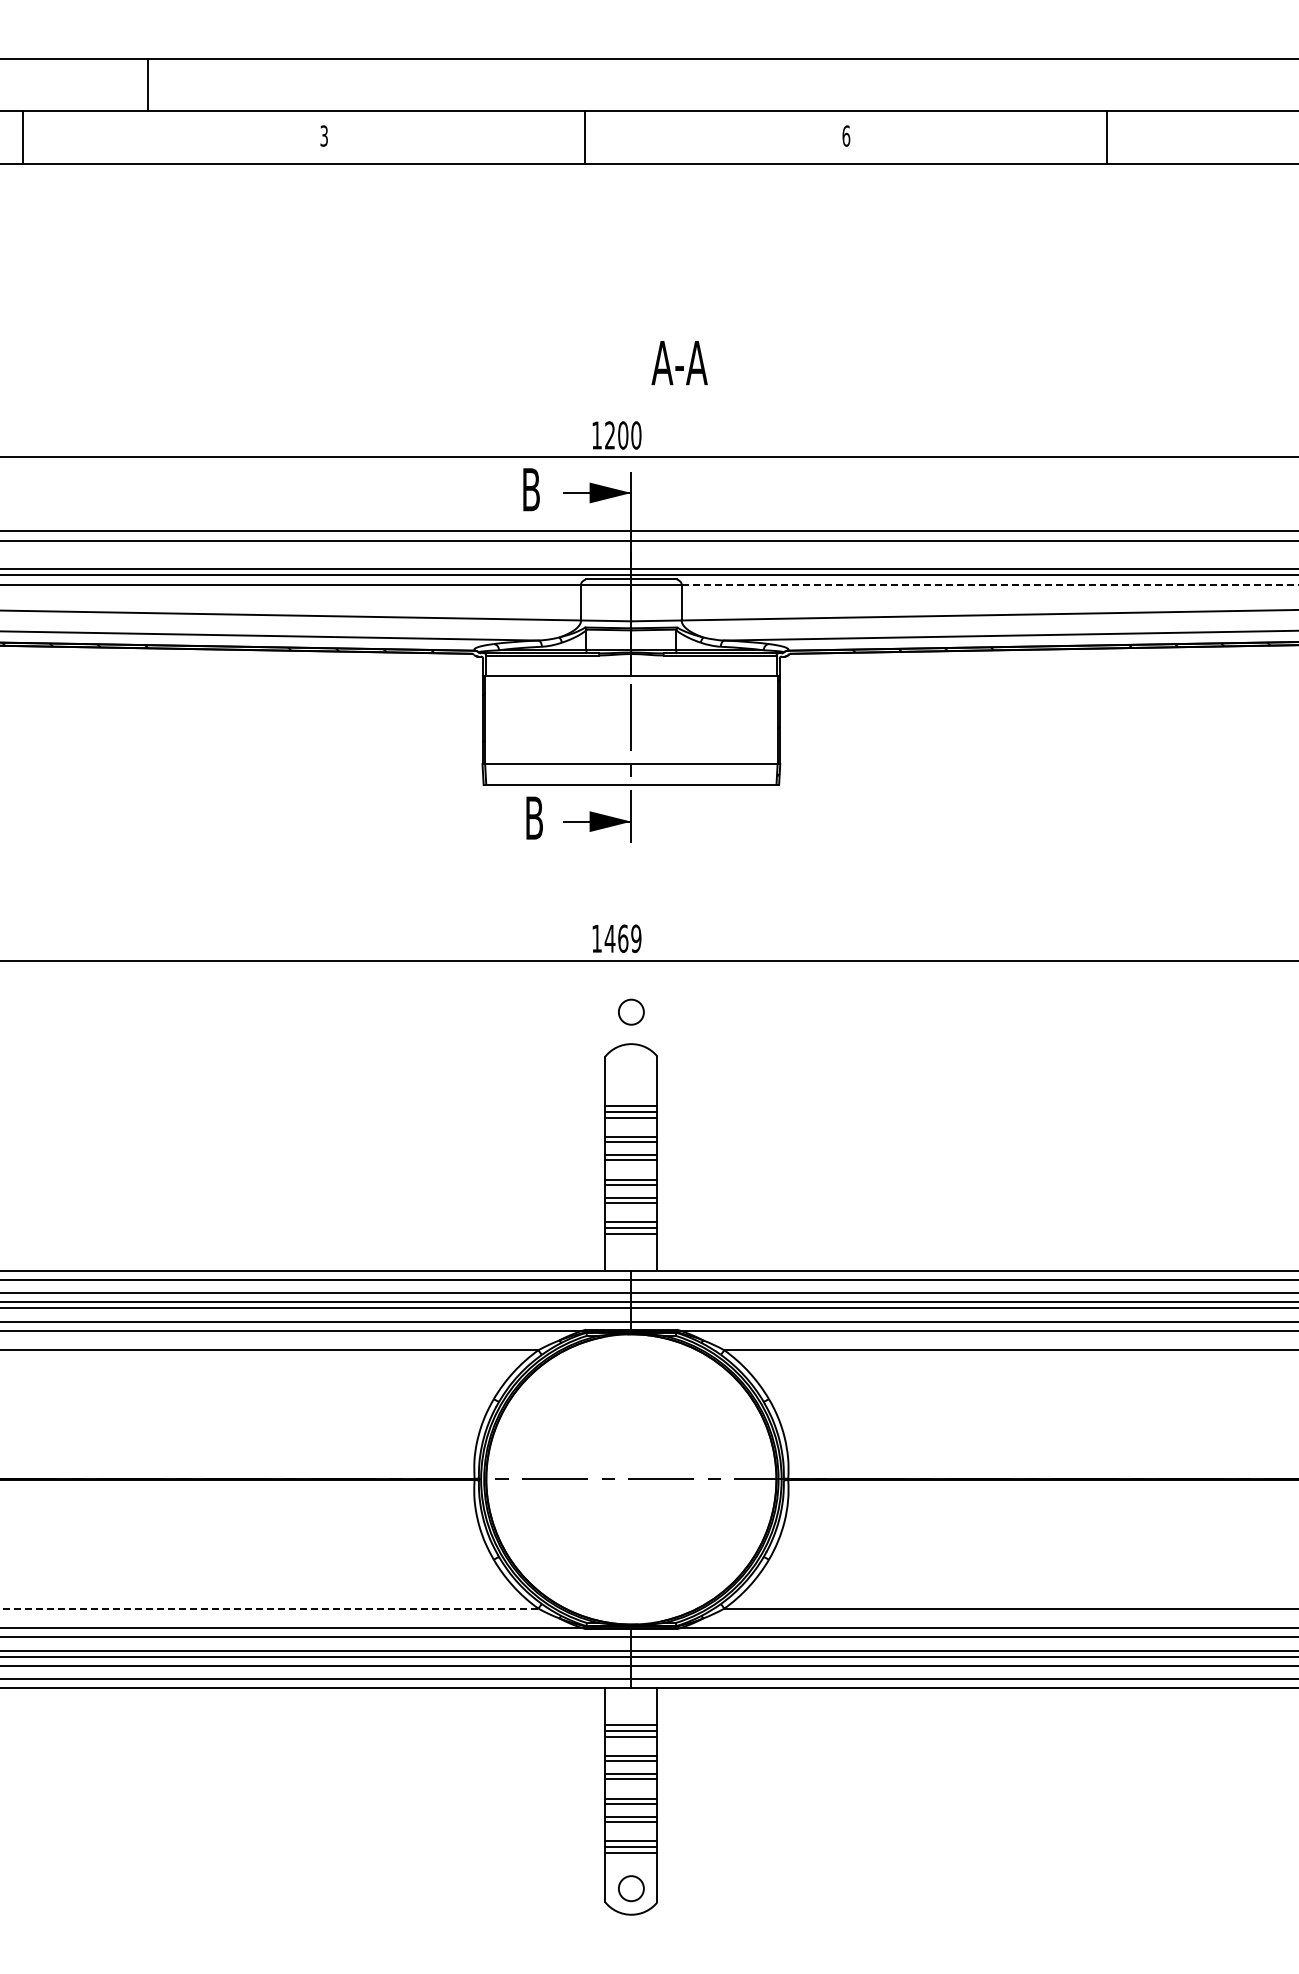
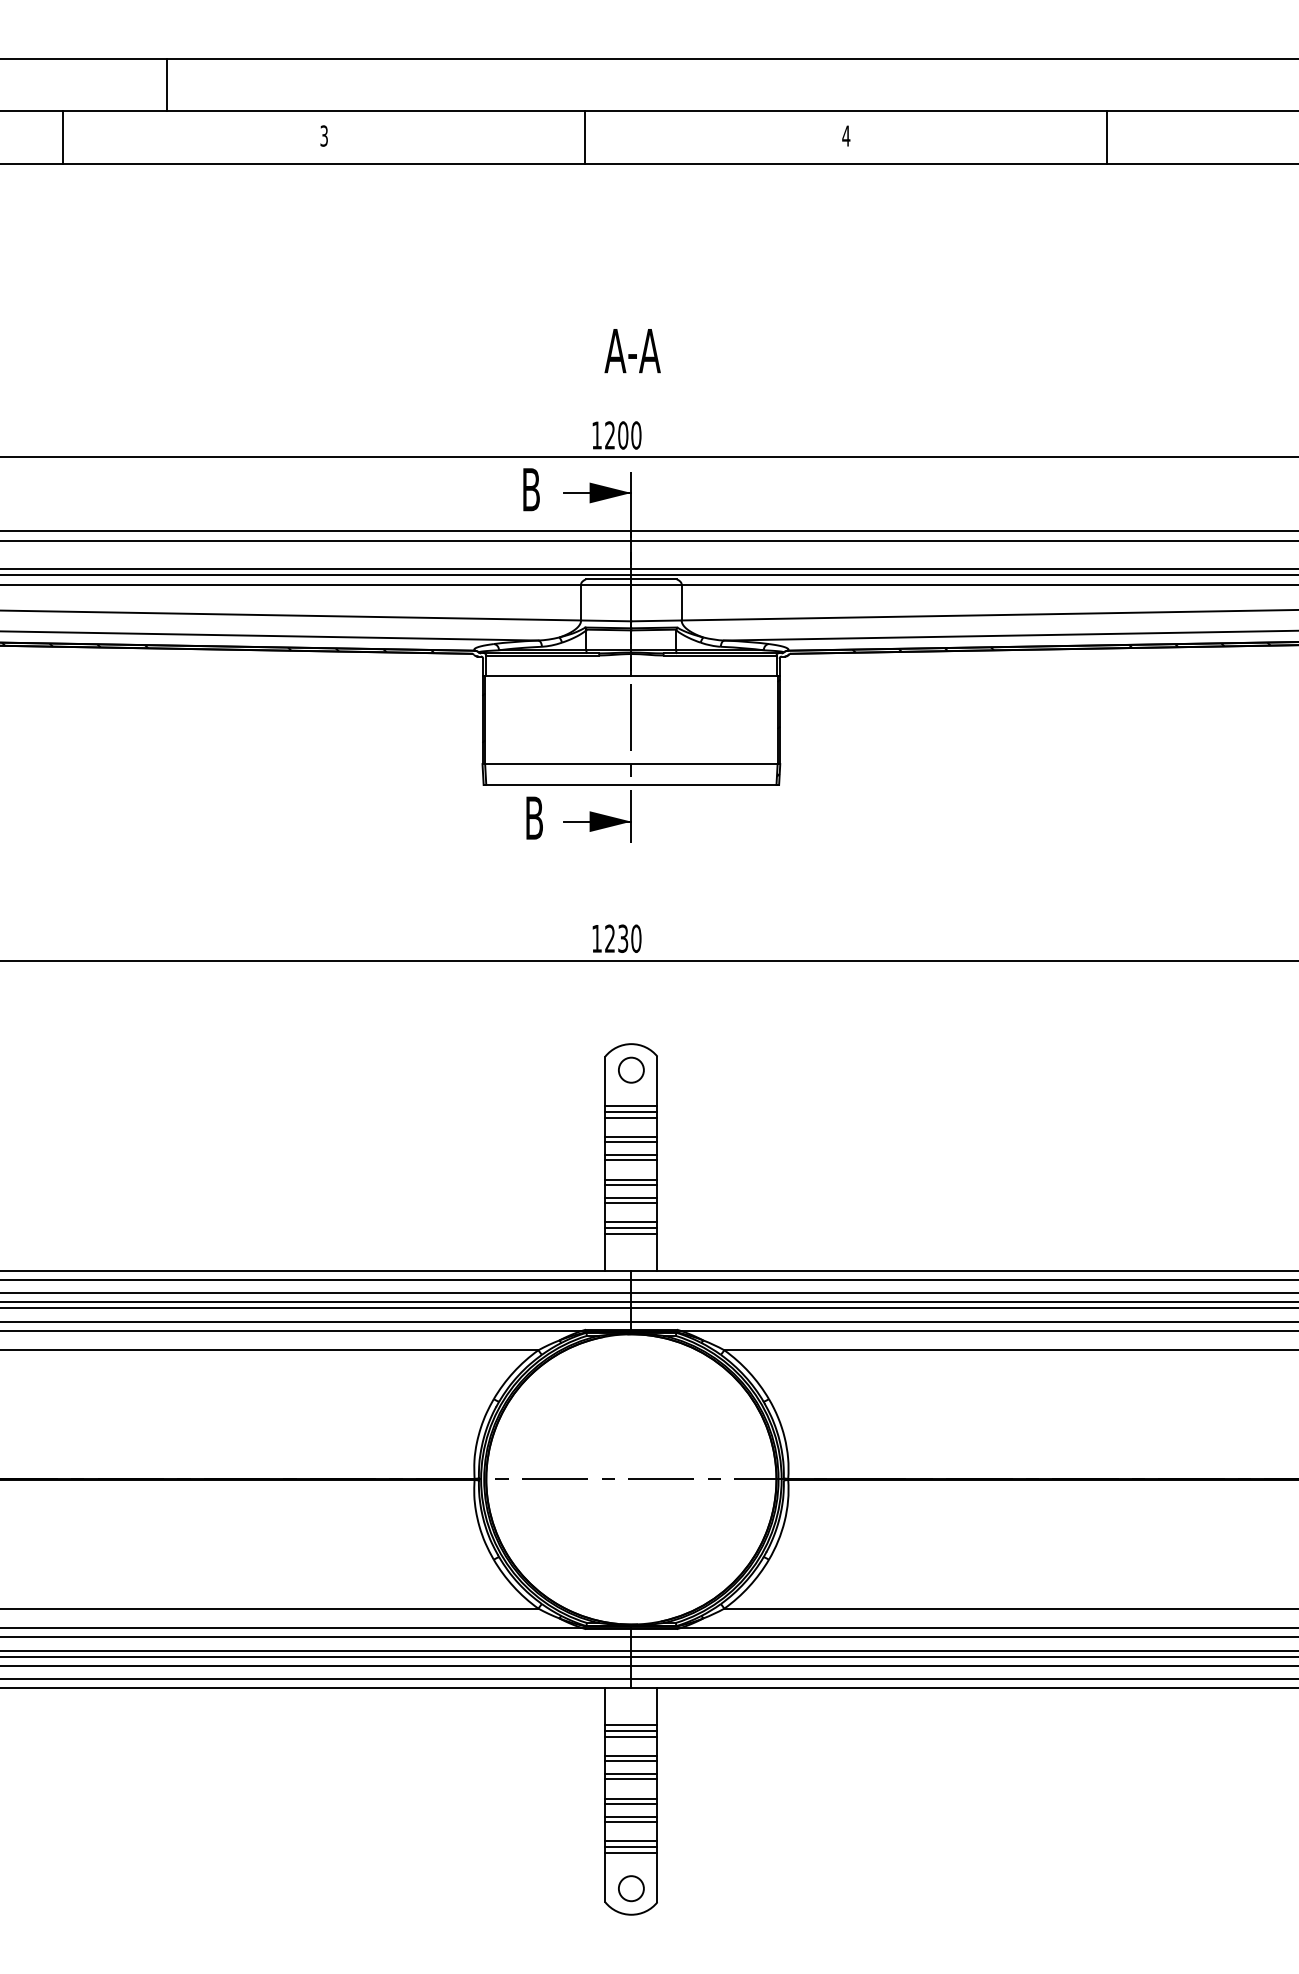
line position: (148, 85) -> (167, 85) (167, 85)
text: 6 -> 4 (846, 135)
line position: (23, 137) -> (63, 137) (63, 137)
text position: (679, 363) -> (632, 351) (632, 351)
line: dashed -> solid (990, 584)
text: 1469 -> 1230 (622, 938)
circle position: (631, 1011) -> (631, 1069) (631, 1069)
line: dashed -> solid (269, 1608)
